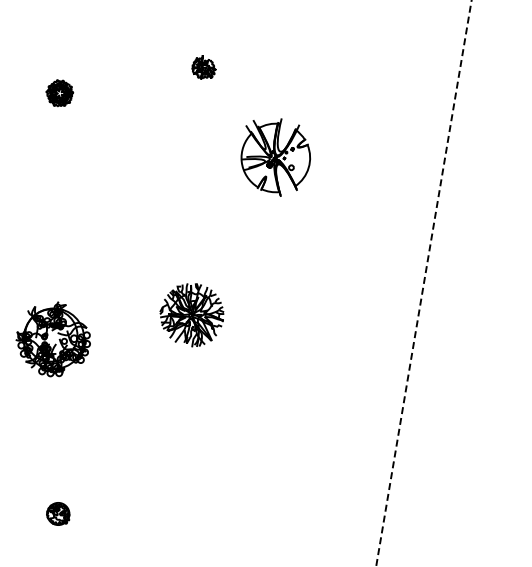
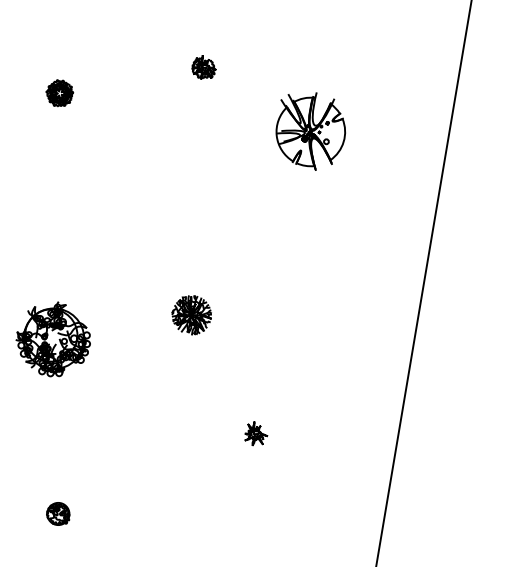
part position: (275, 157) -> (310, 131) (310, 131)
line: dashed -> solid (423, 283)
part size: 66x65 px -> 41x41 px (191, 315)
part: none -> present (256, 433)
